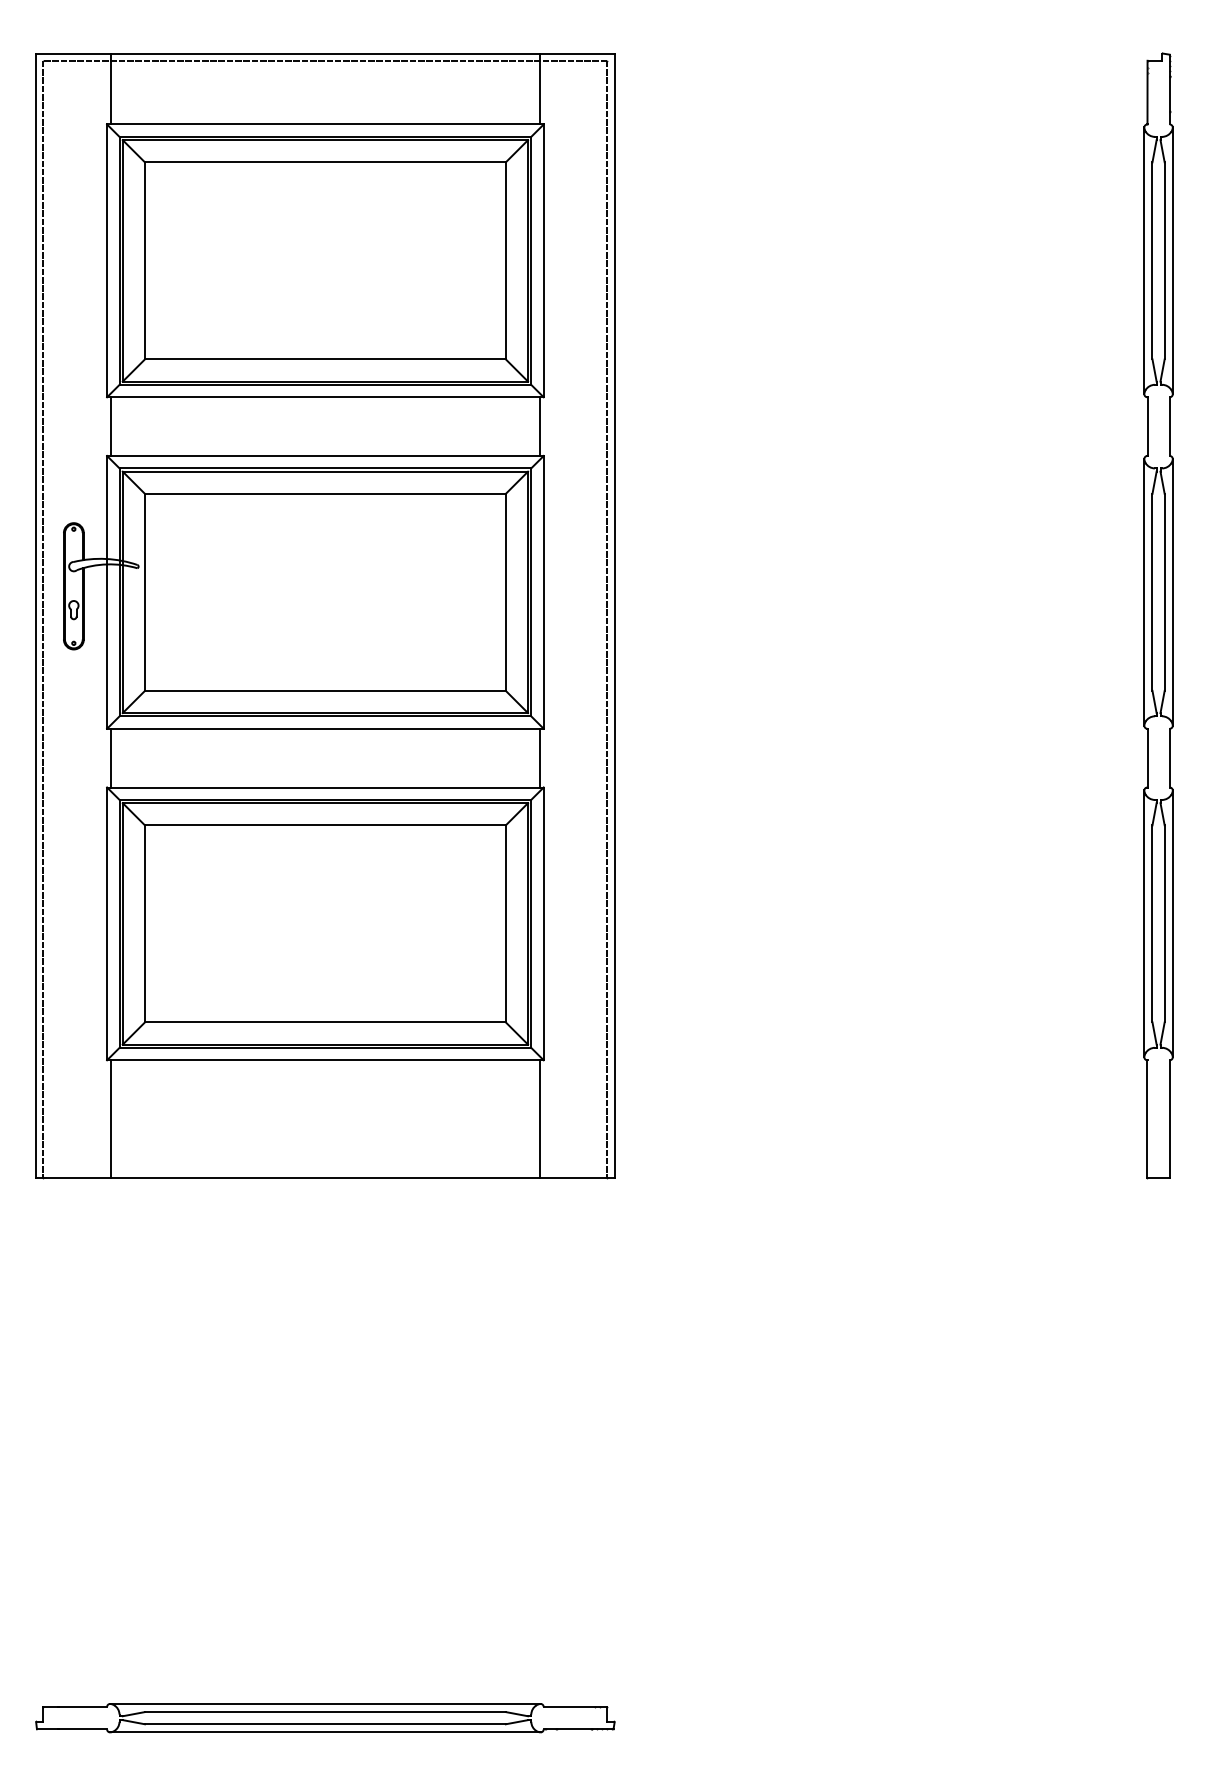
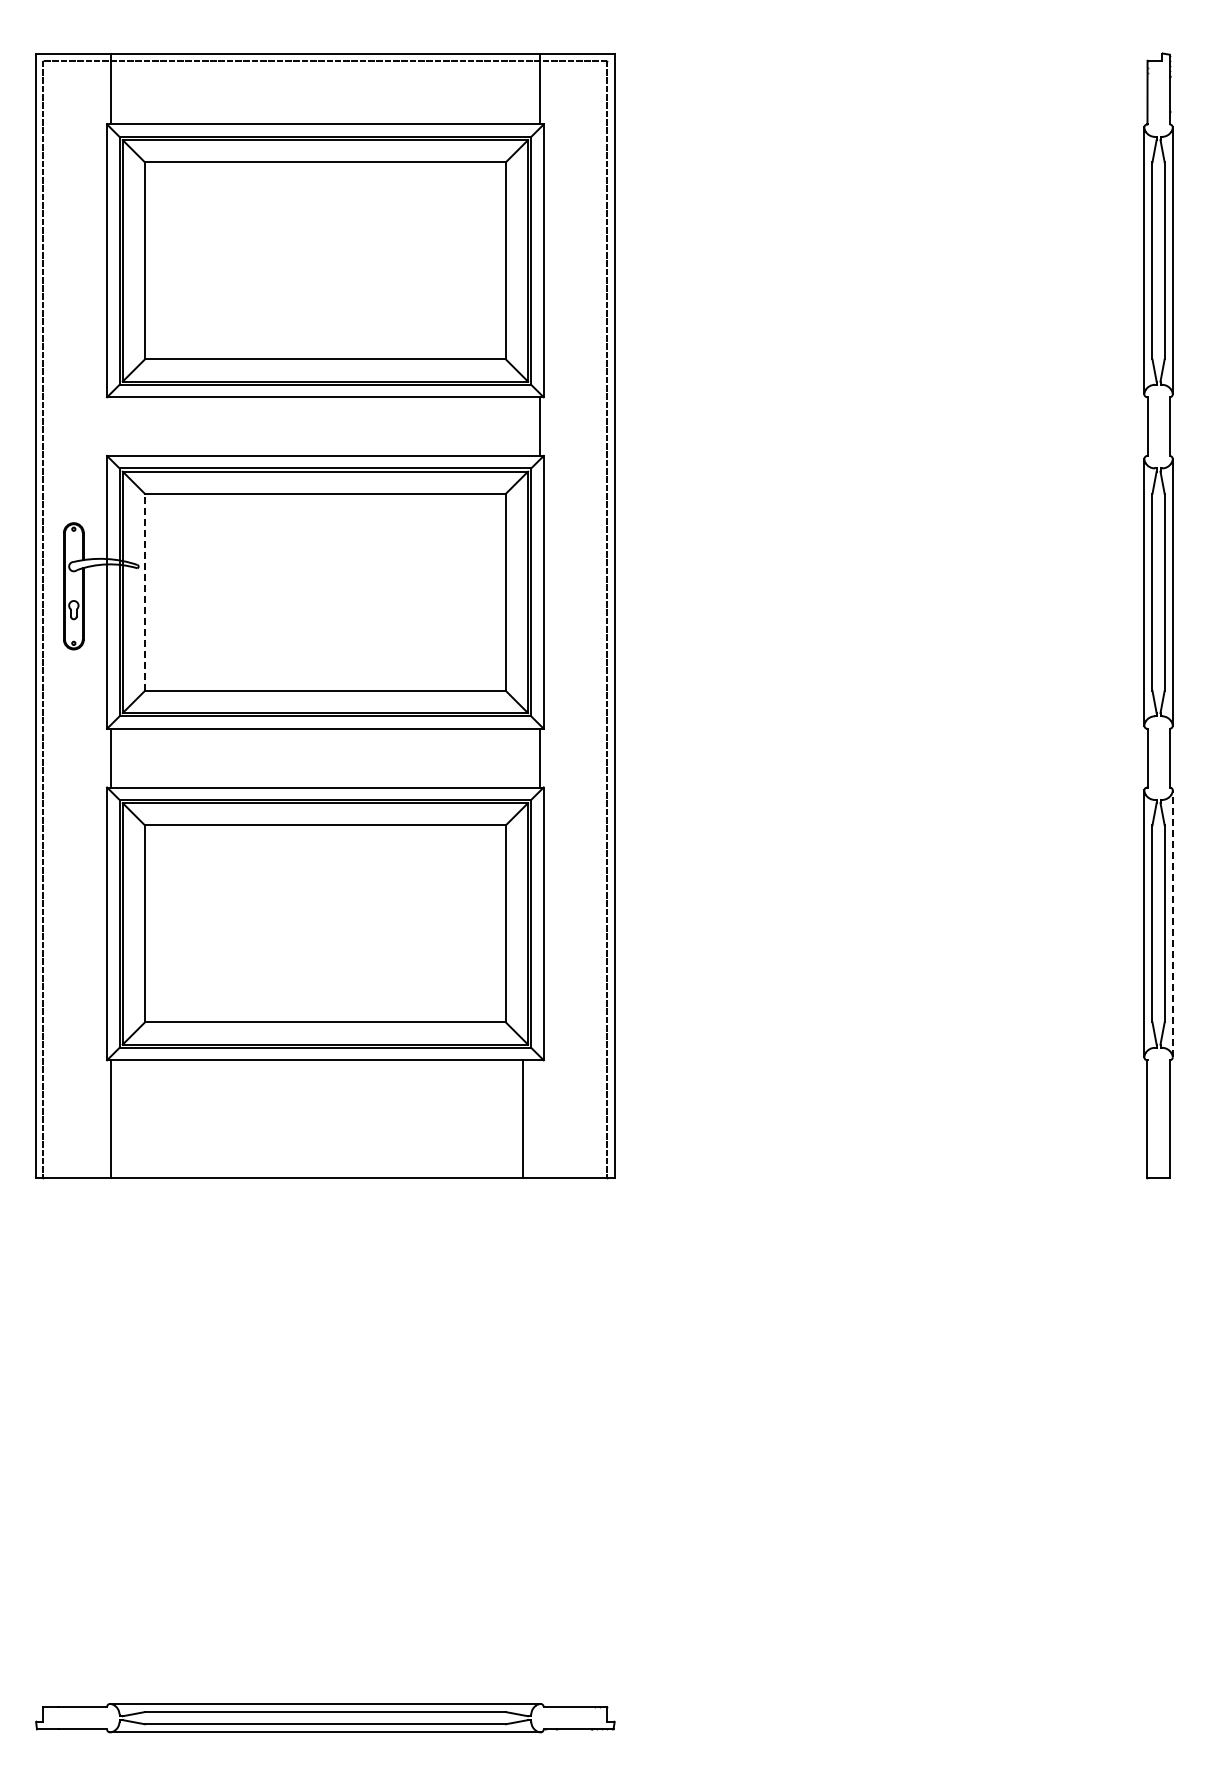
line: present -> none (110, 426)
line: solid -> dashed (144, 592)
line: solid -> dashed (1172, 923)
line position: (539, 1119) -> (522, 1119) (522, 1119)
